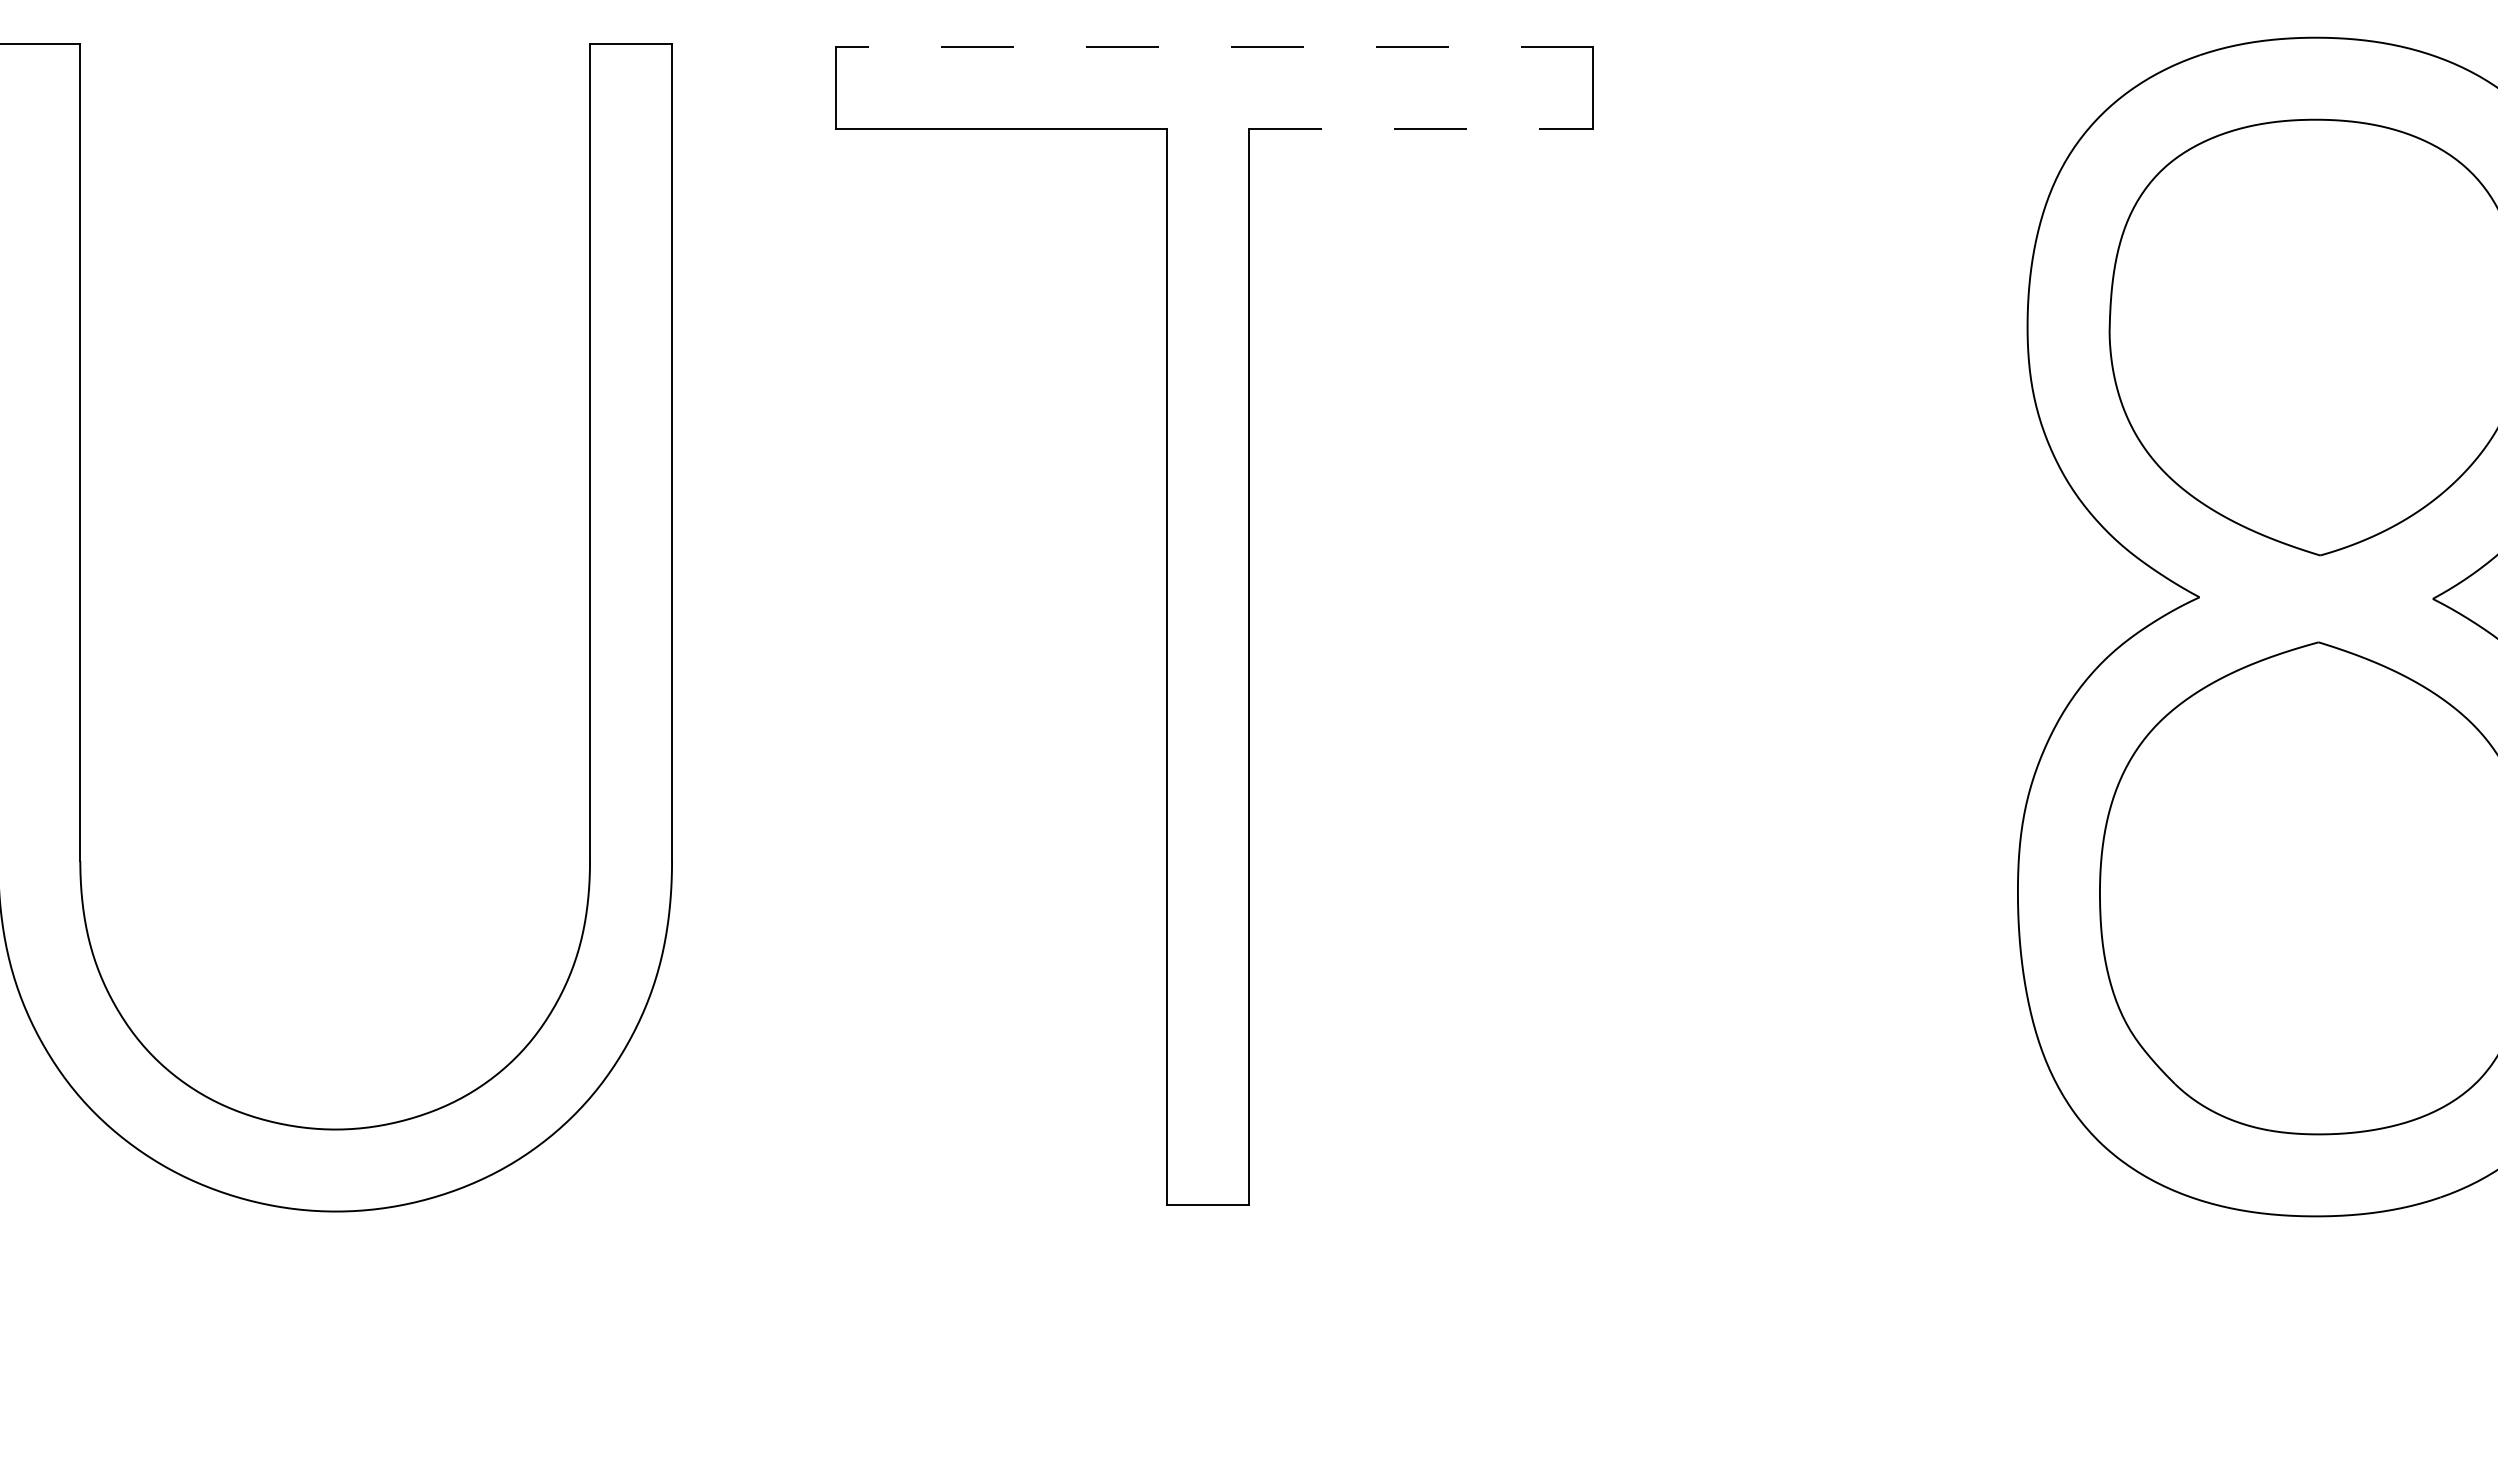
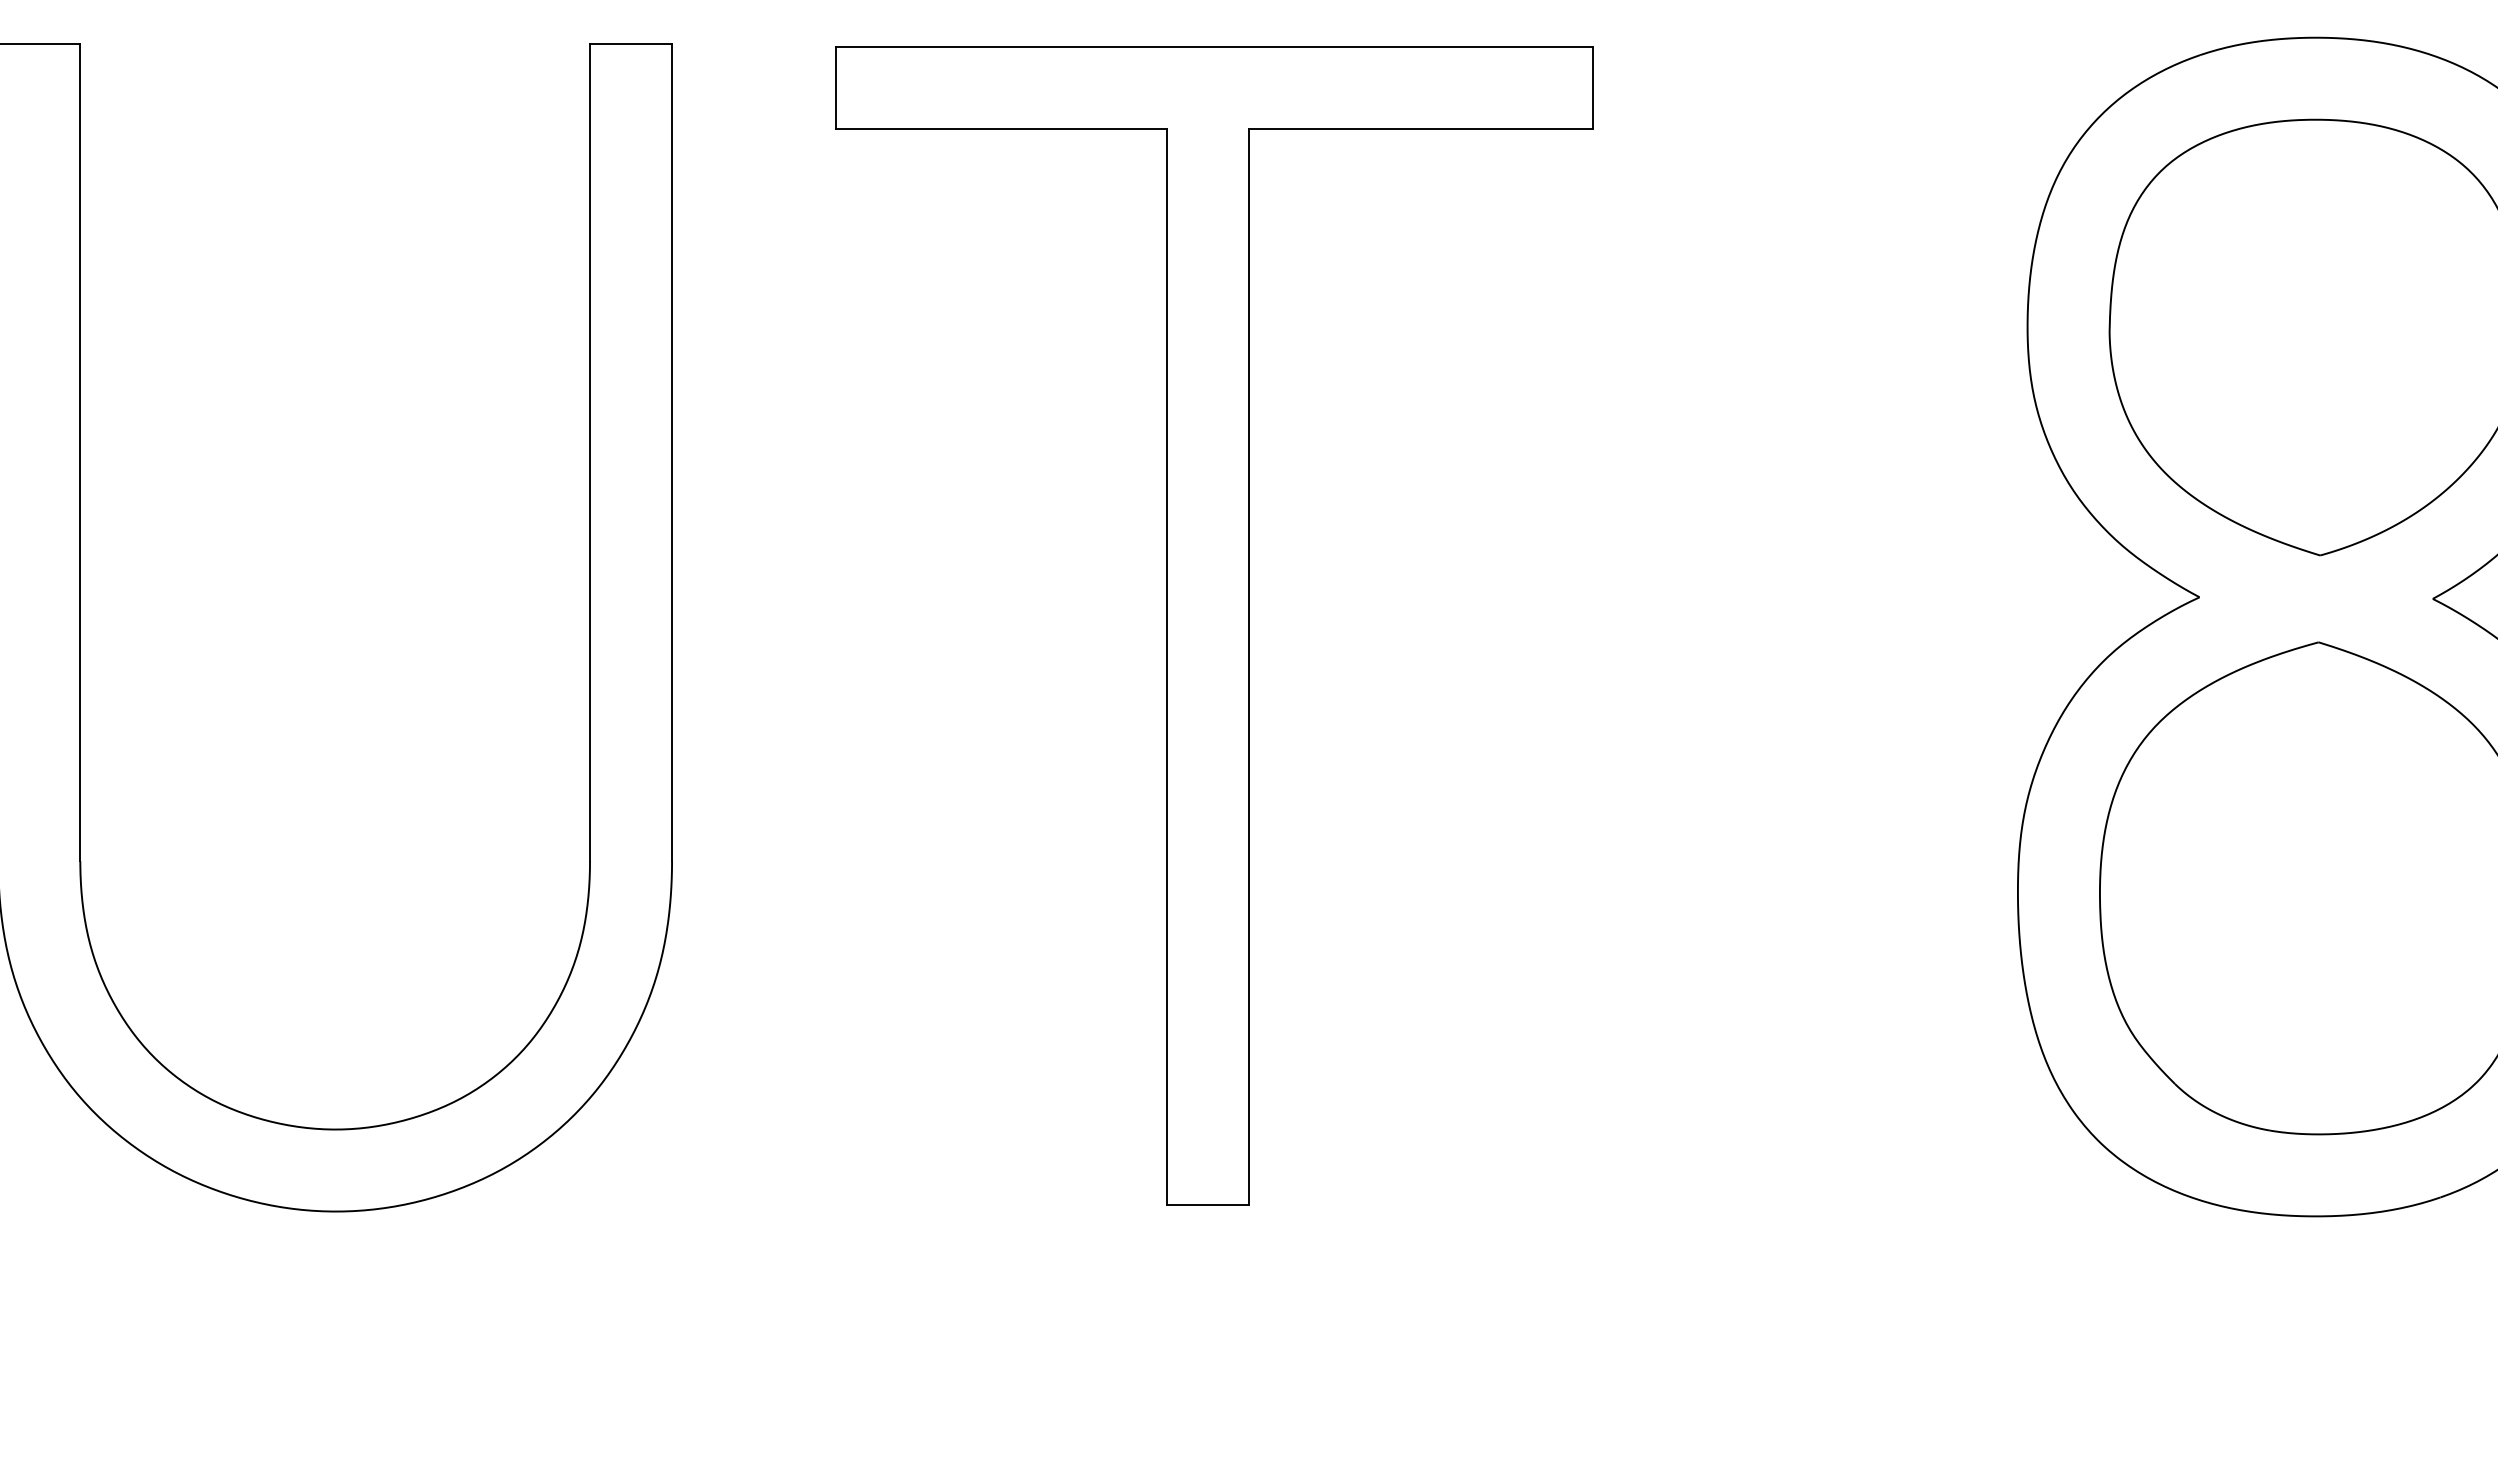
line: dashed -> solid (1214, 47)
line: dashed -> solid (1421, 129)
